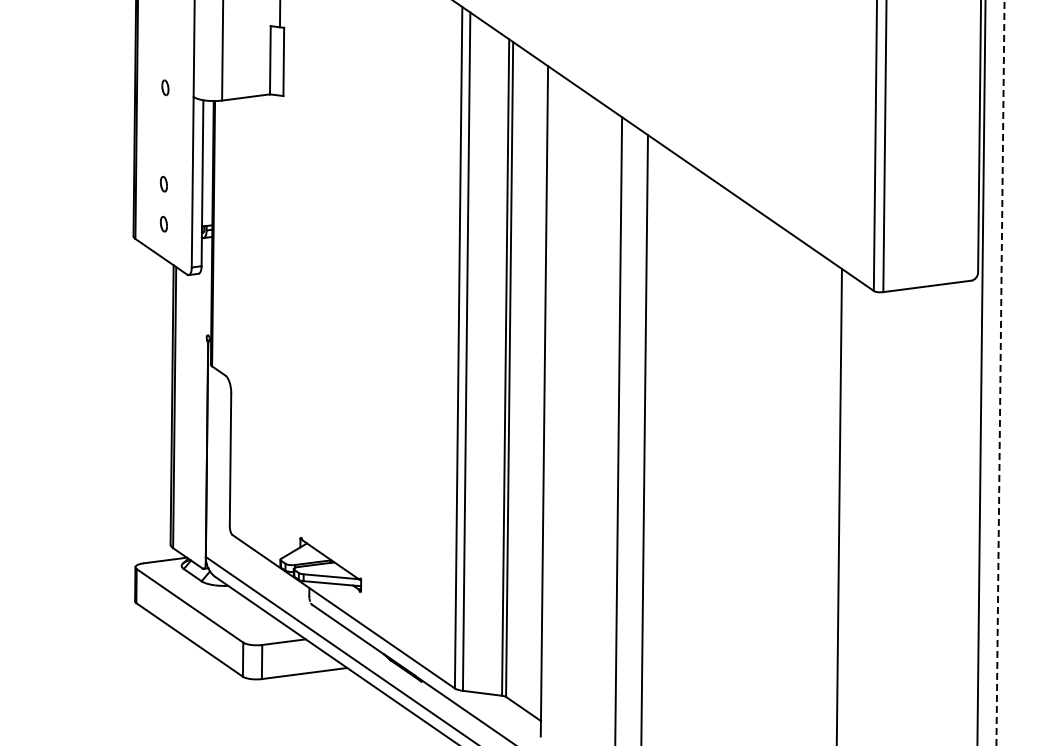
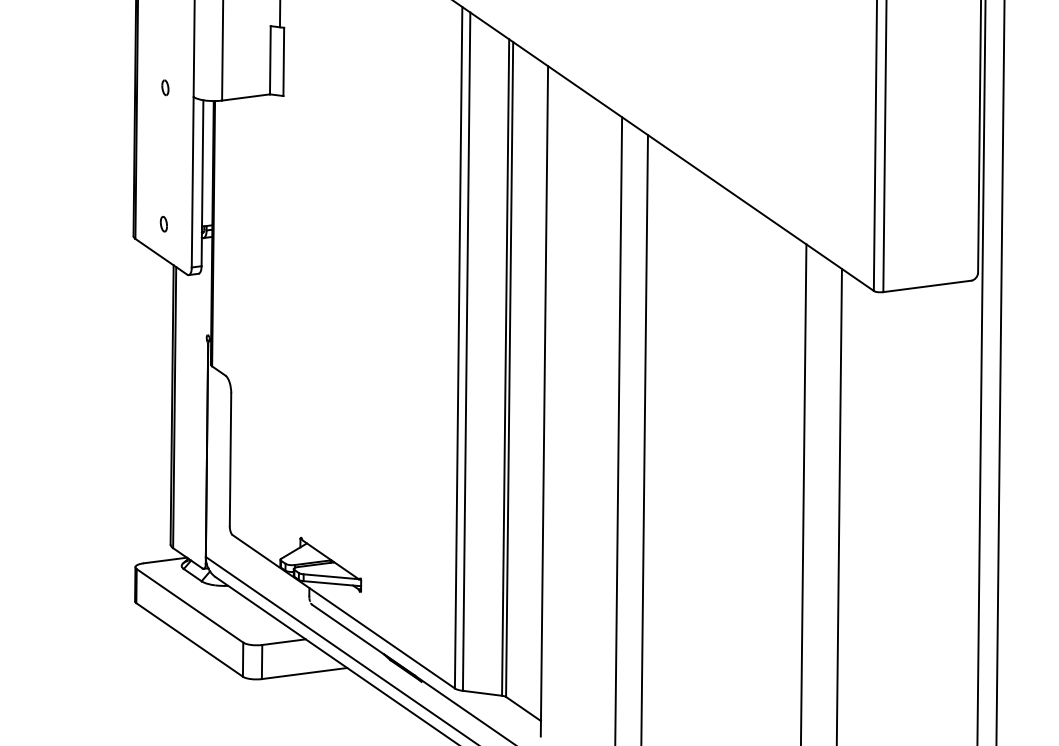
part: present -> none (163, 184)
line: dashed -> solid (1000, 373)
line: none -> present (803, 493)
